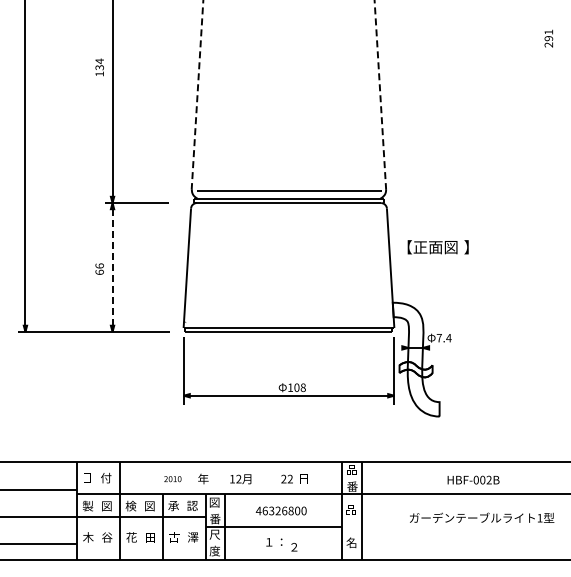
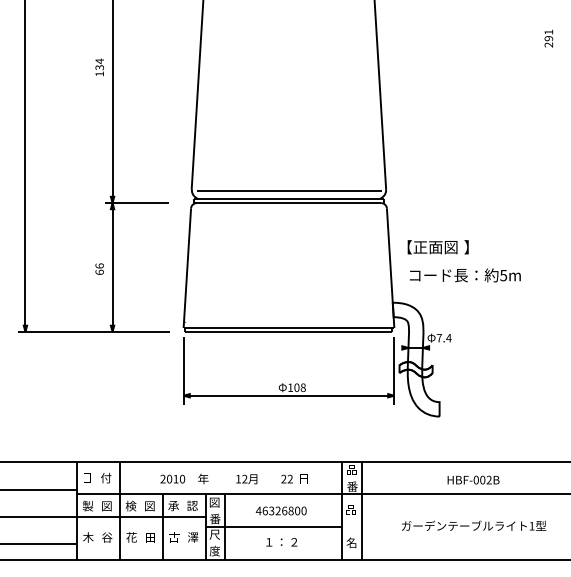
line: dashed -> solid (197, 94)
line: dashed -> solid (380, 94)
line: dashed -> solid (112, 267)
part: none -> present (465, 275)
part size: 18x7 px -> 26x10 px (172, 478)
text position: (240, 479) -> (246, 479) (246, 479)
part position: (482, 517) -> (474, 525) (474, 525)
part position: (294, 547) -> (294, 542) (294, 542)
